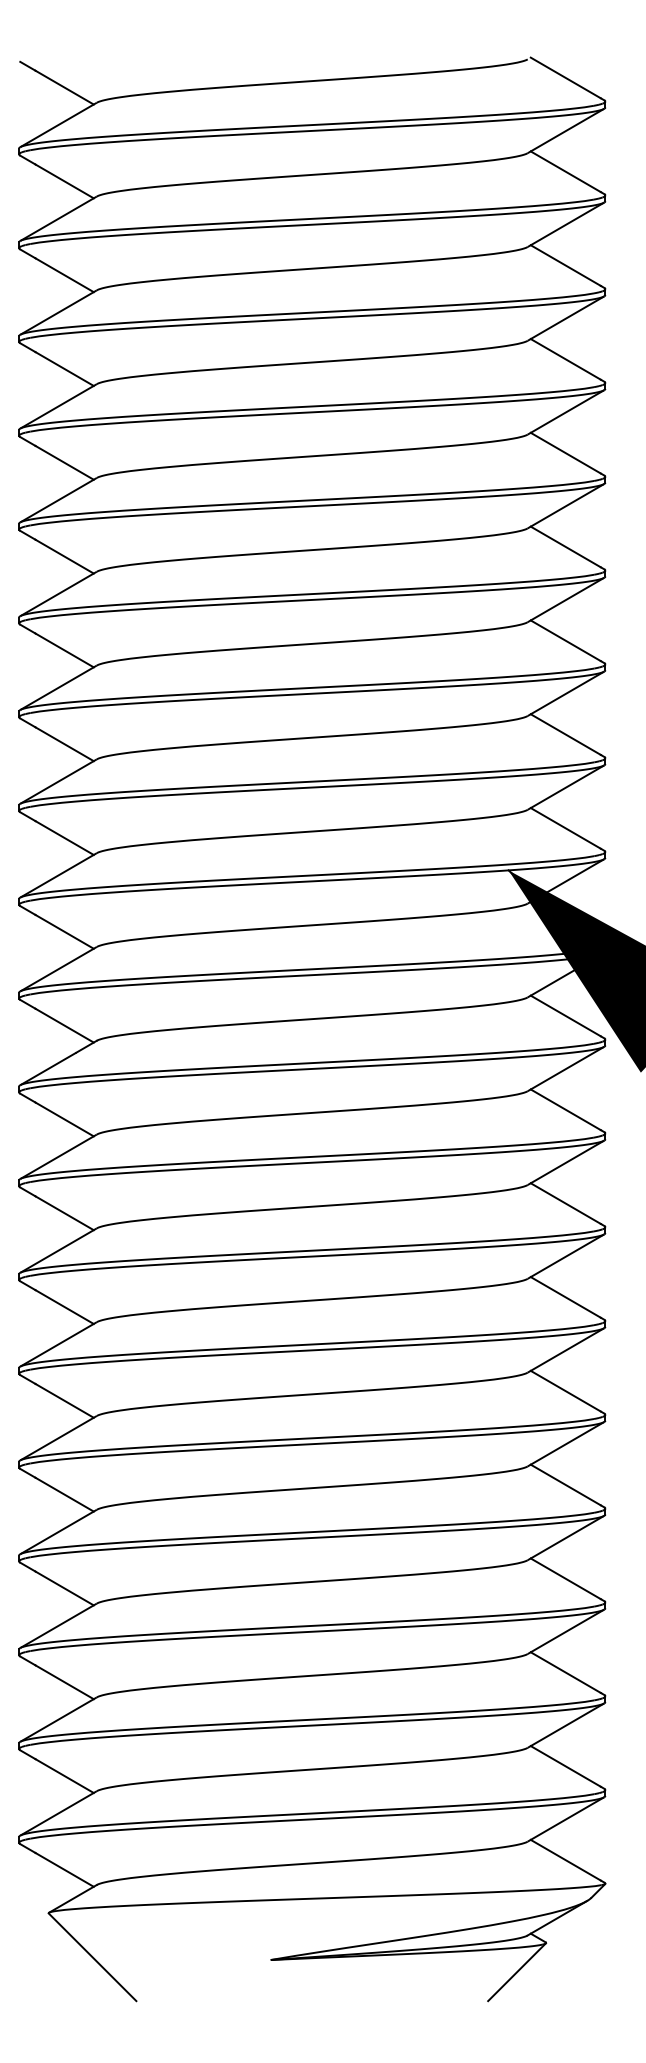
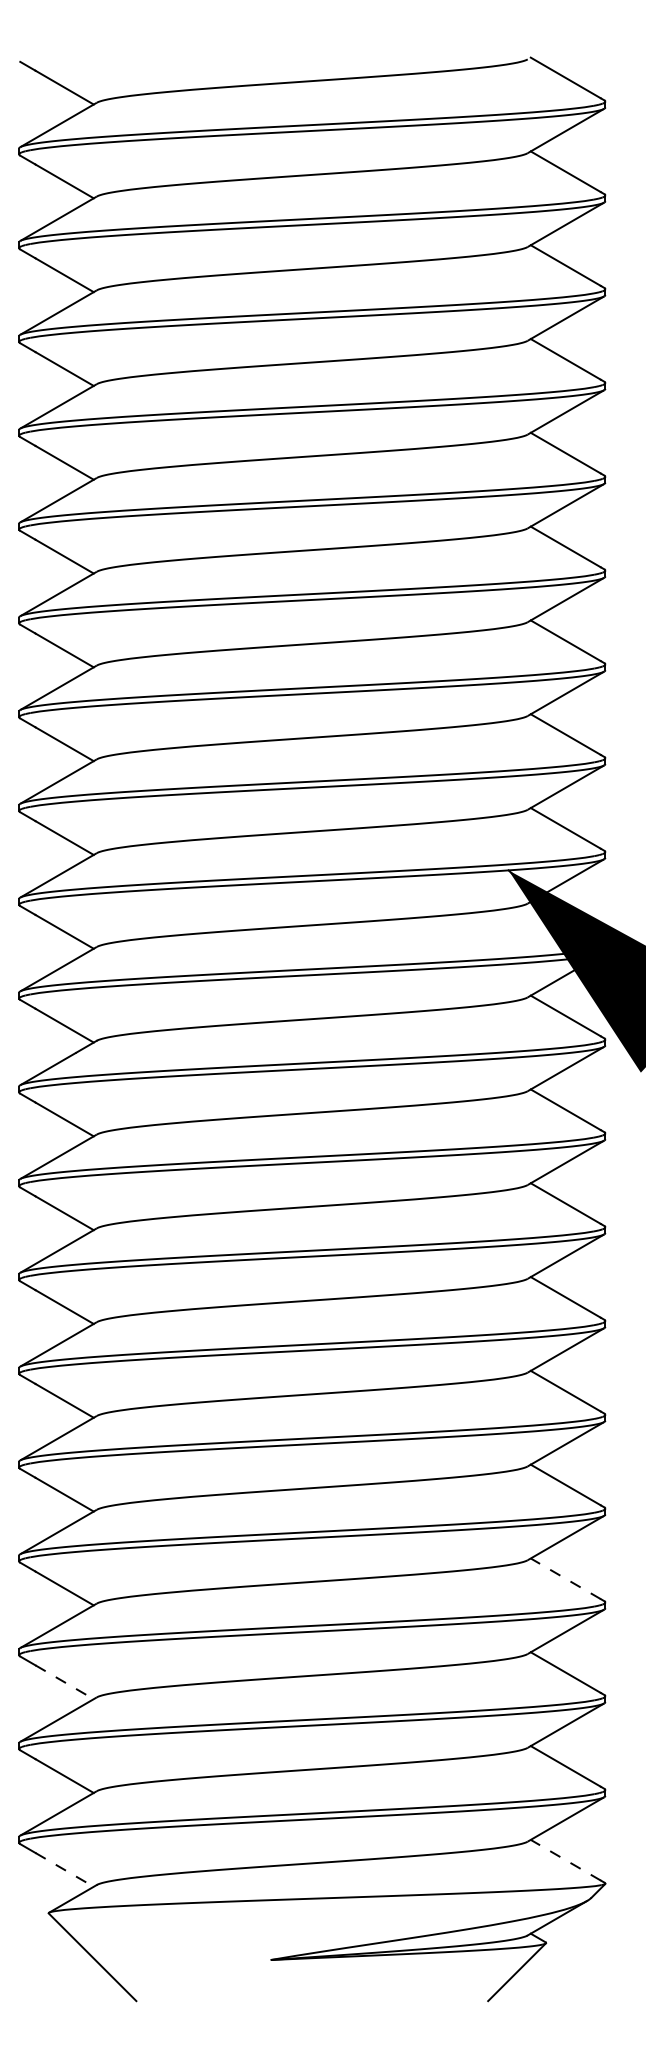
line: solid -> dashed (565, 1578)
line: solid -> dashed (64, 1682)
line: solid -> dashed (565, 1860)
line: solid -> dashed (64, 1869)
